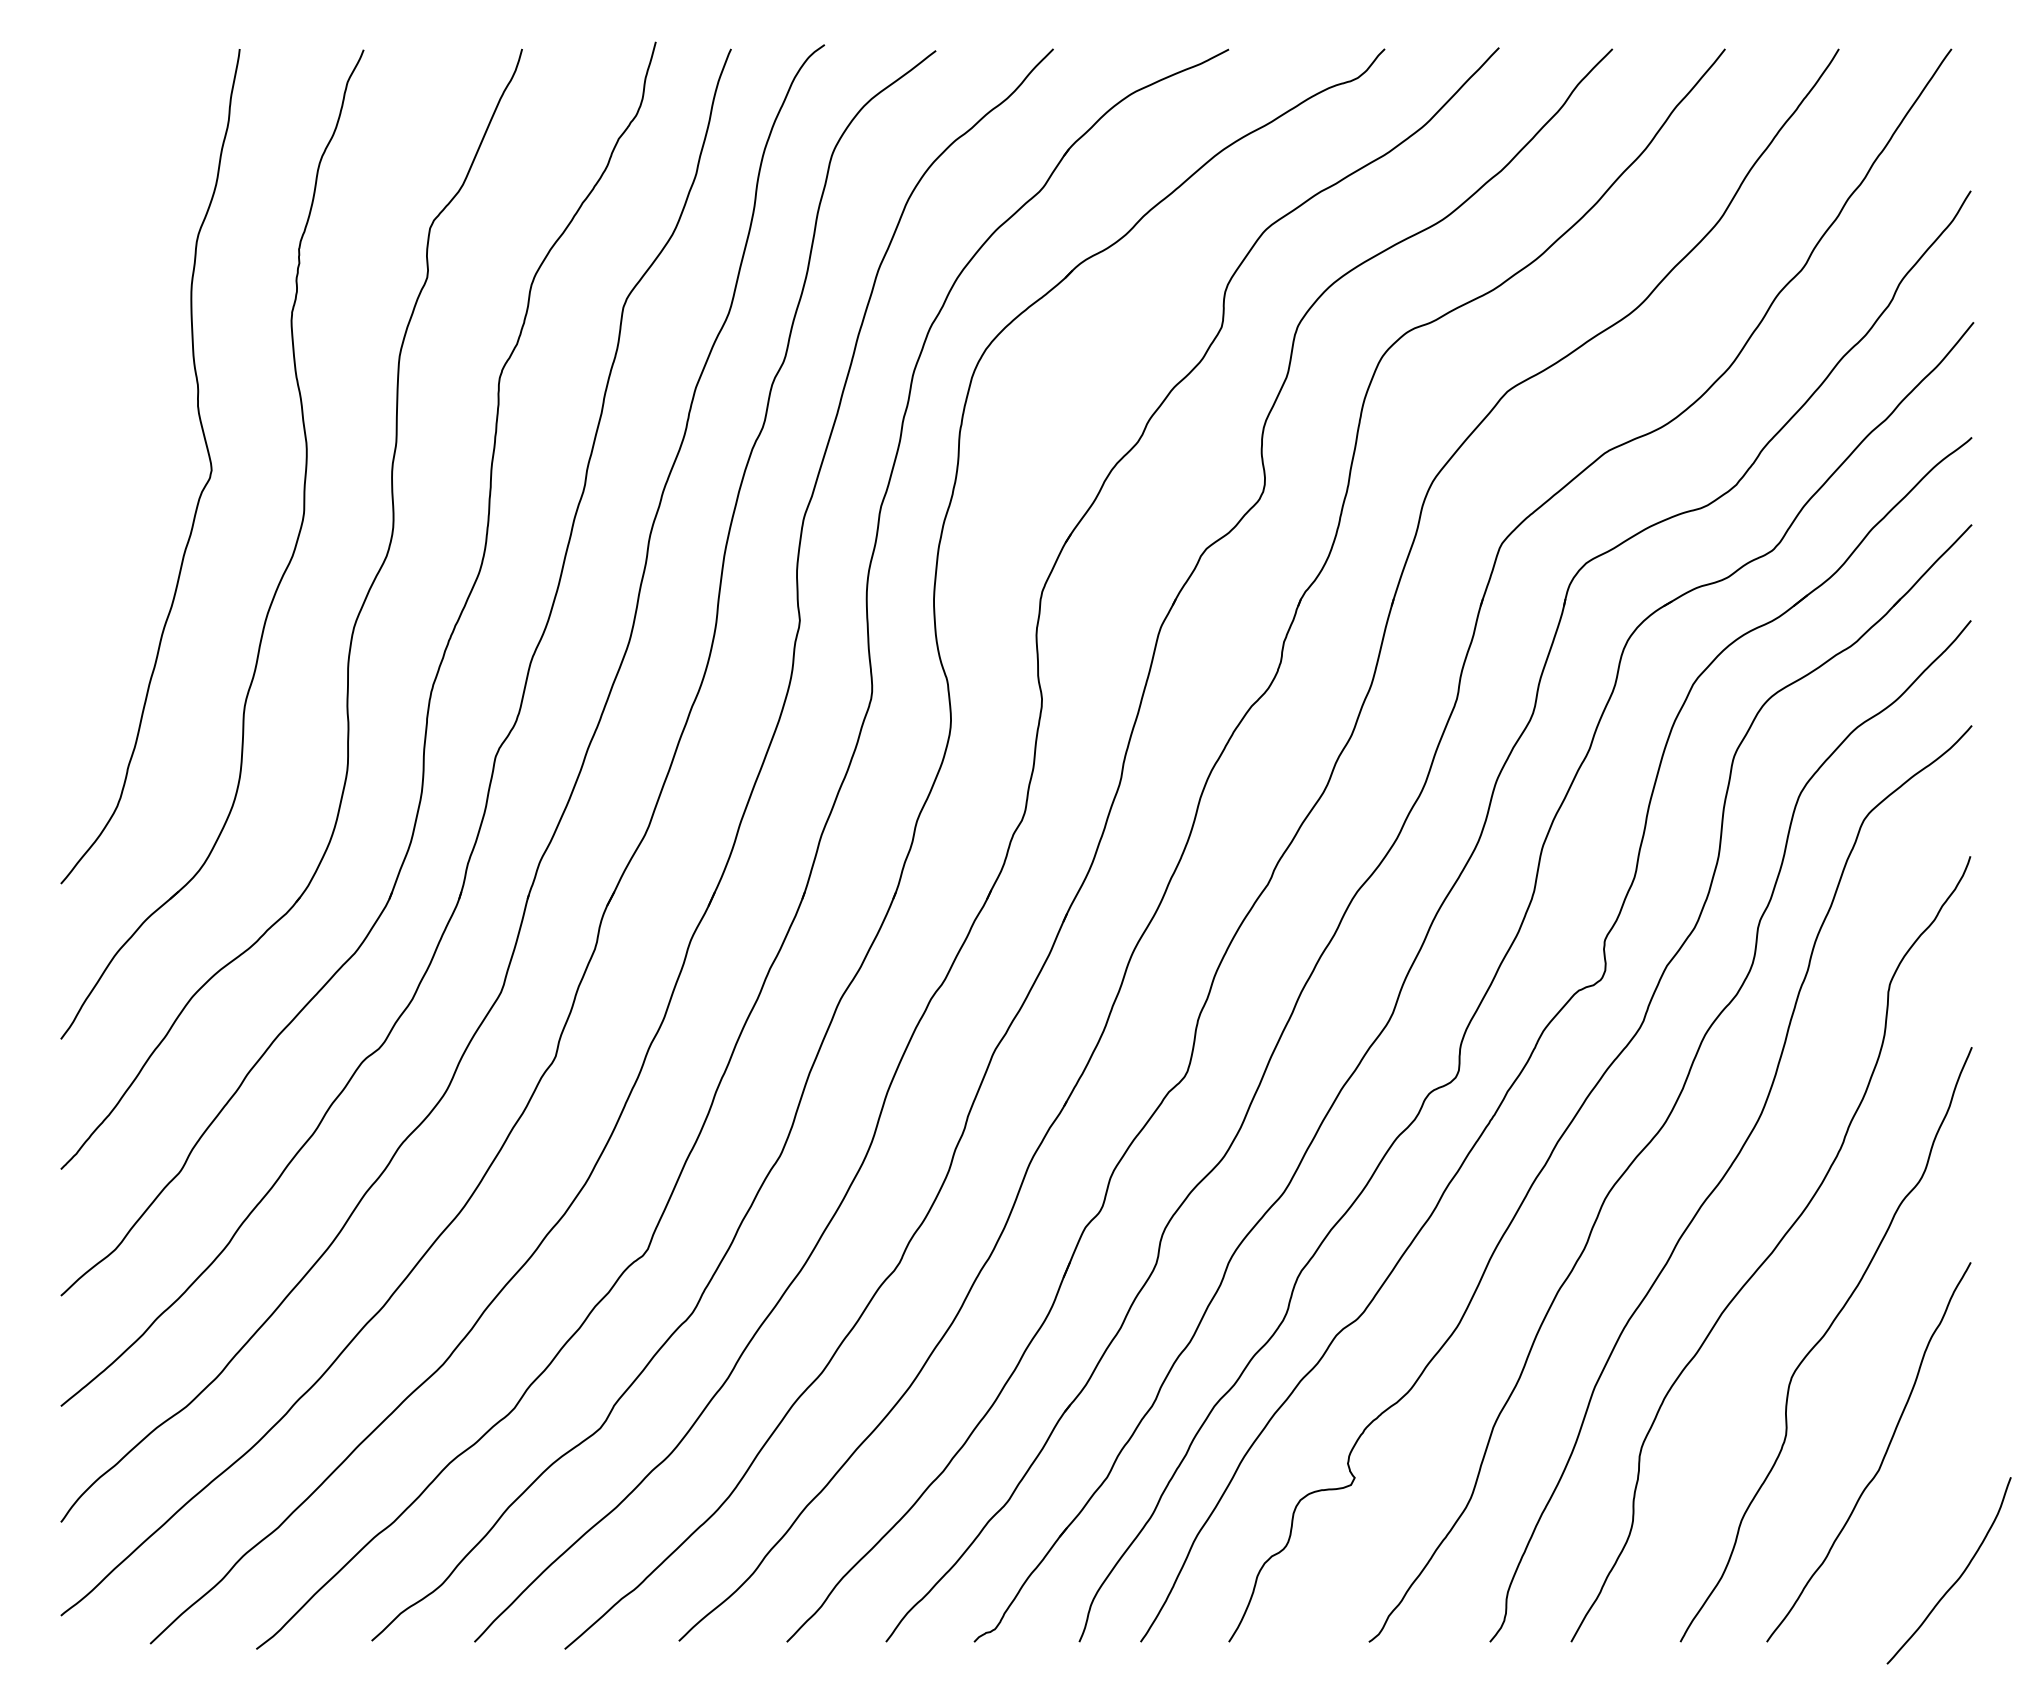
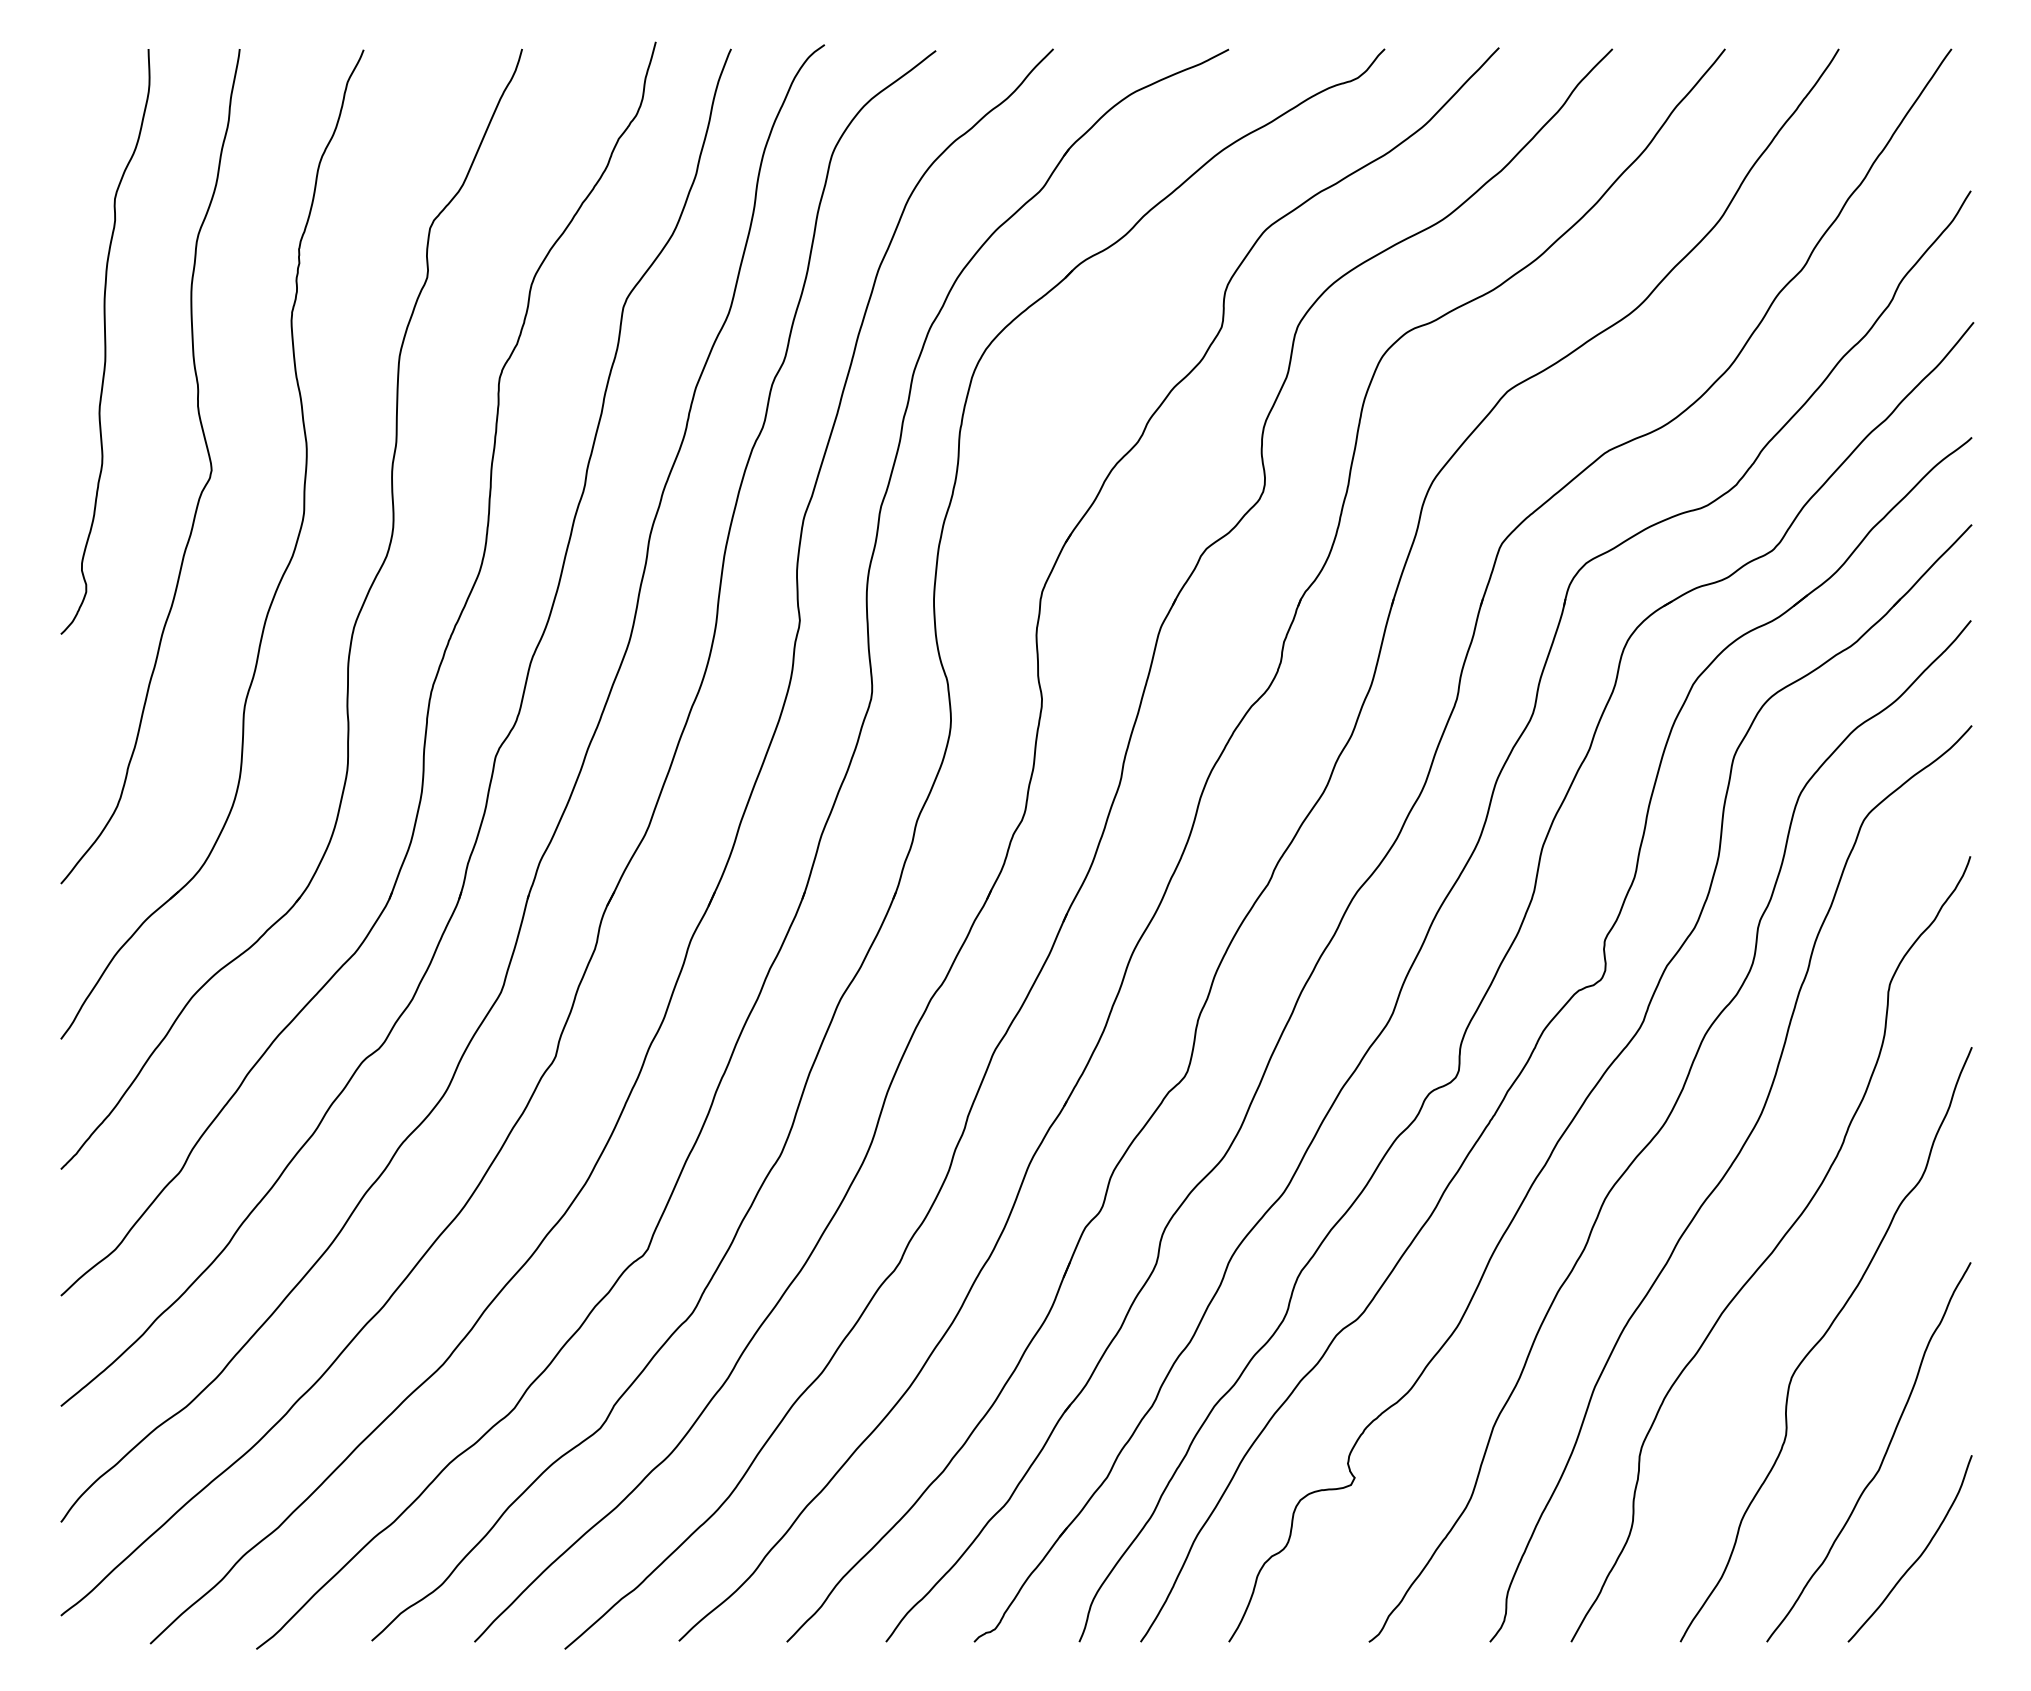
curve: none -> present (105, 341)
curve position: (1957, 1578) -> (1918, 1556) (1918, 1556)
